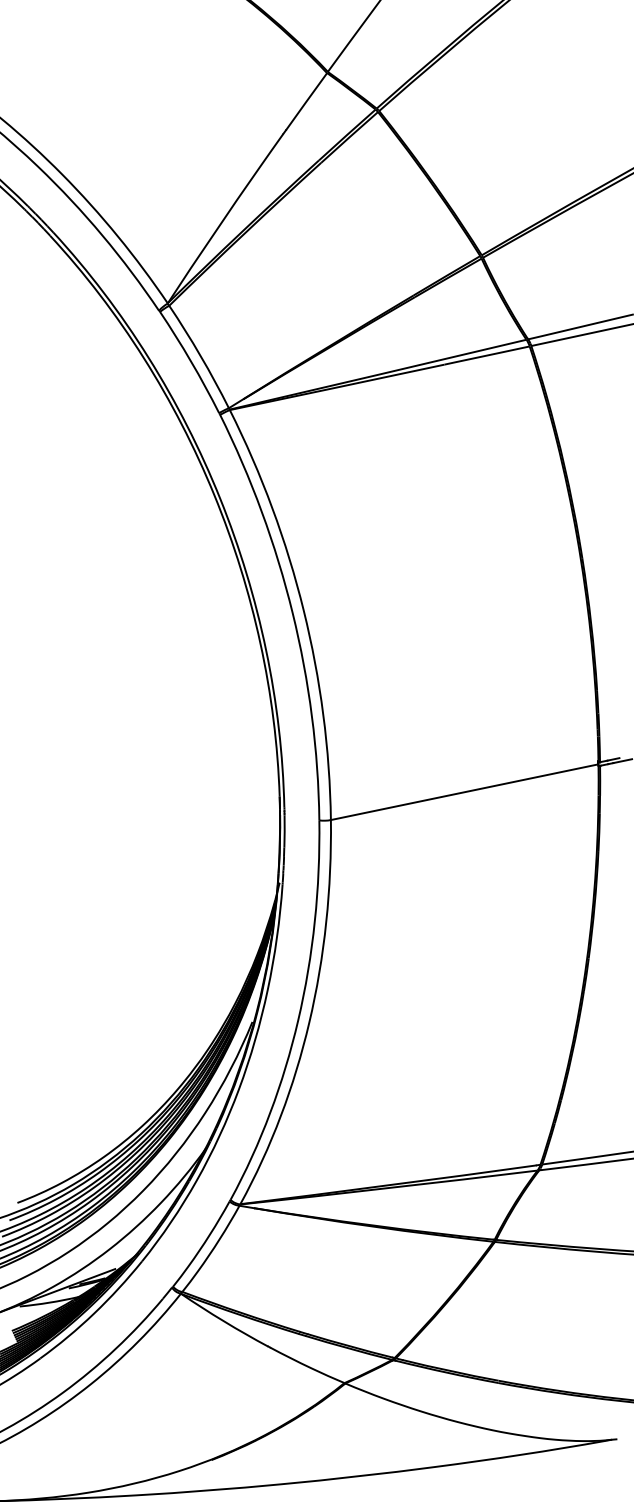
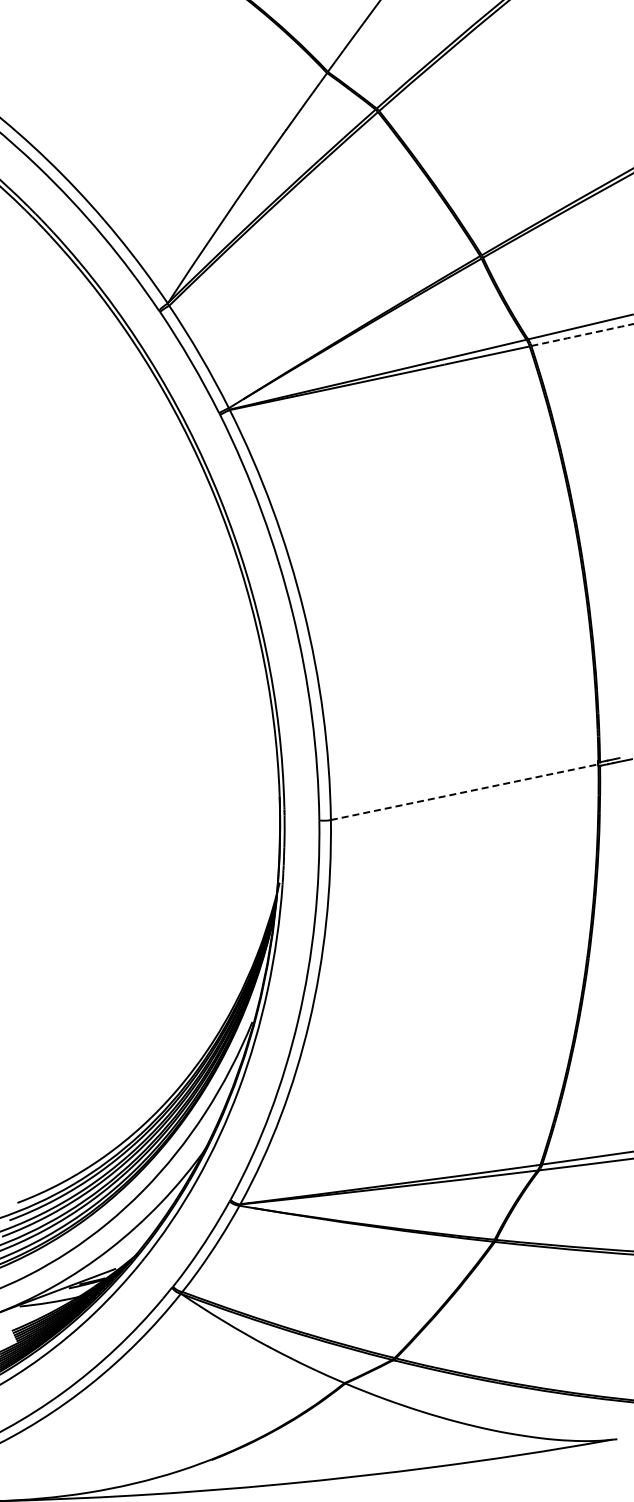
arc: solid -> dashed (582, 334)
line: solid -> dashed (464, 792)
